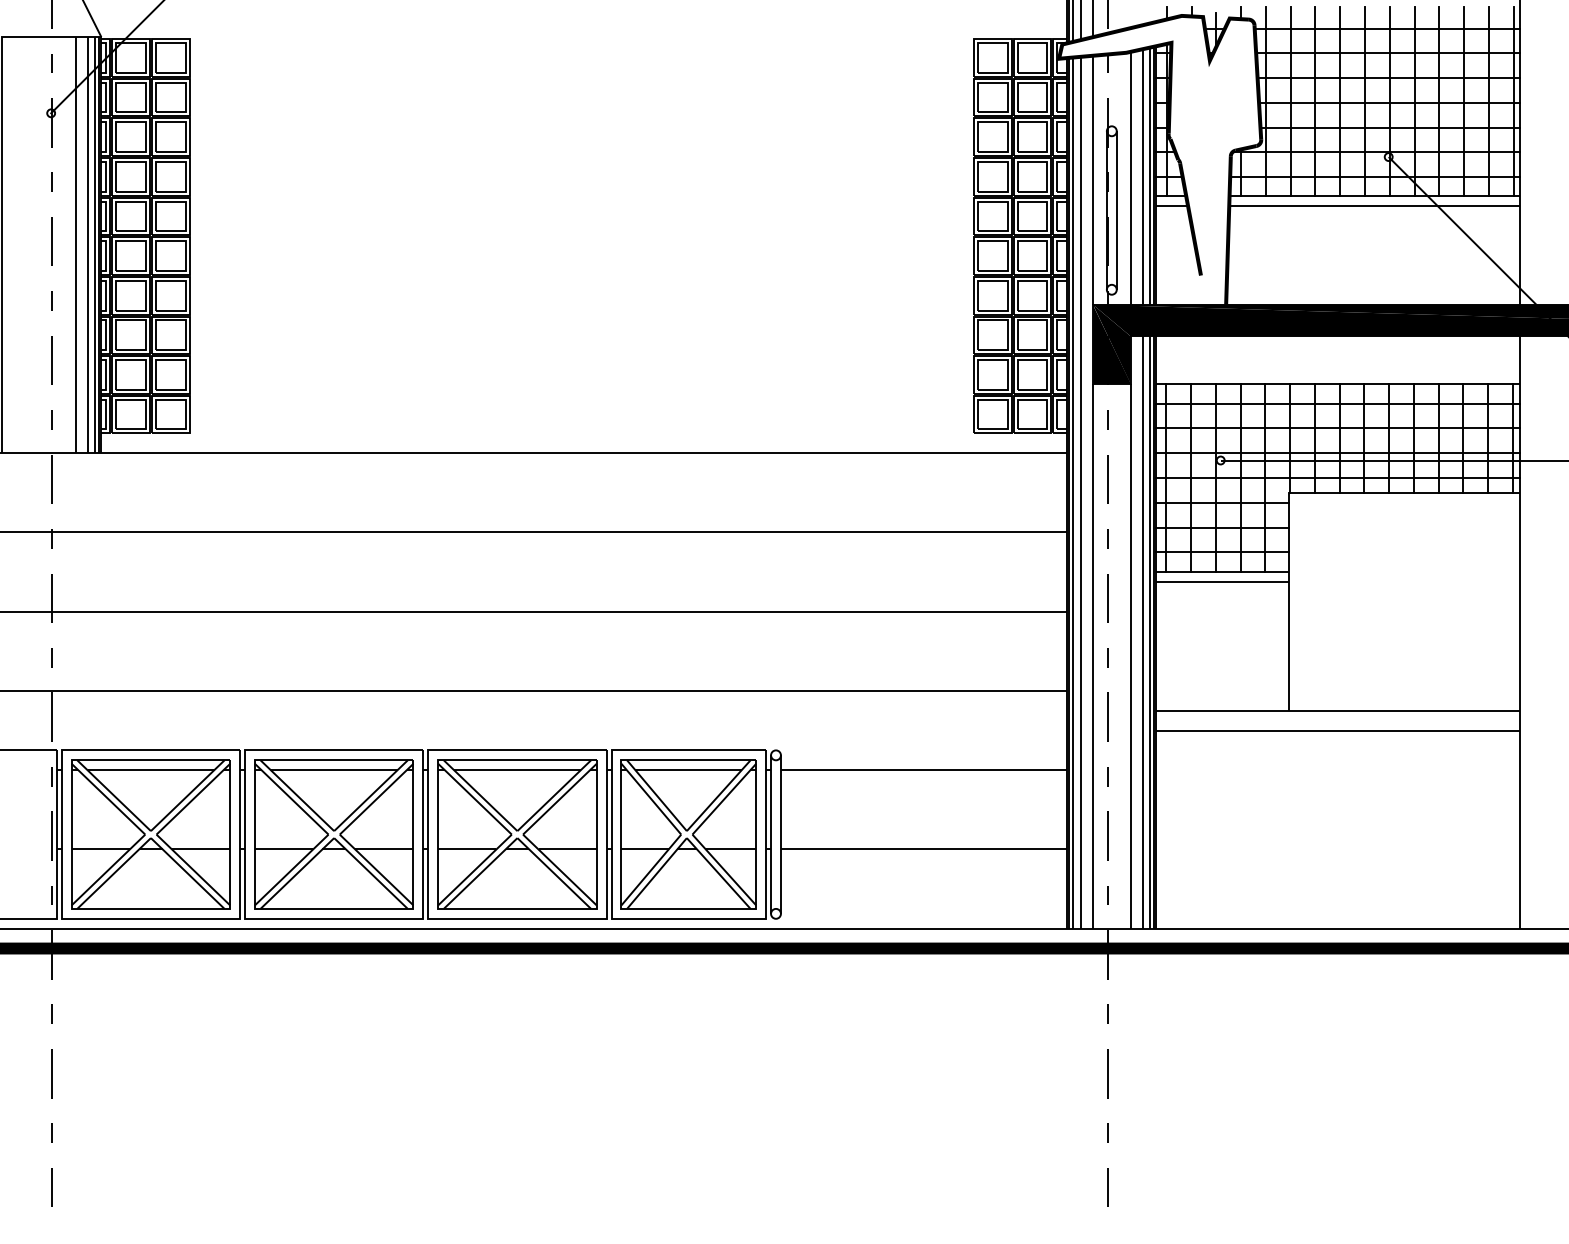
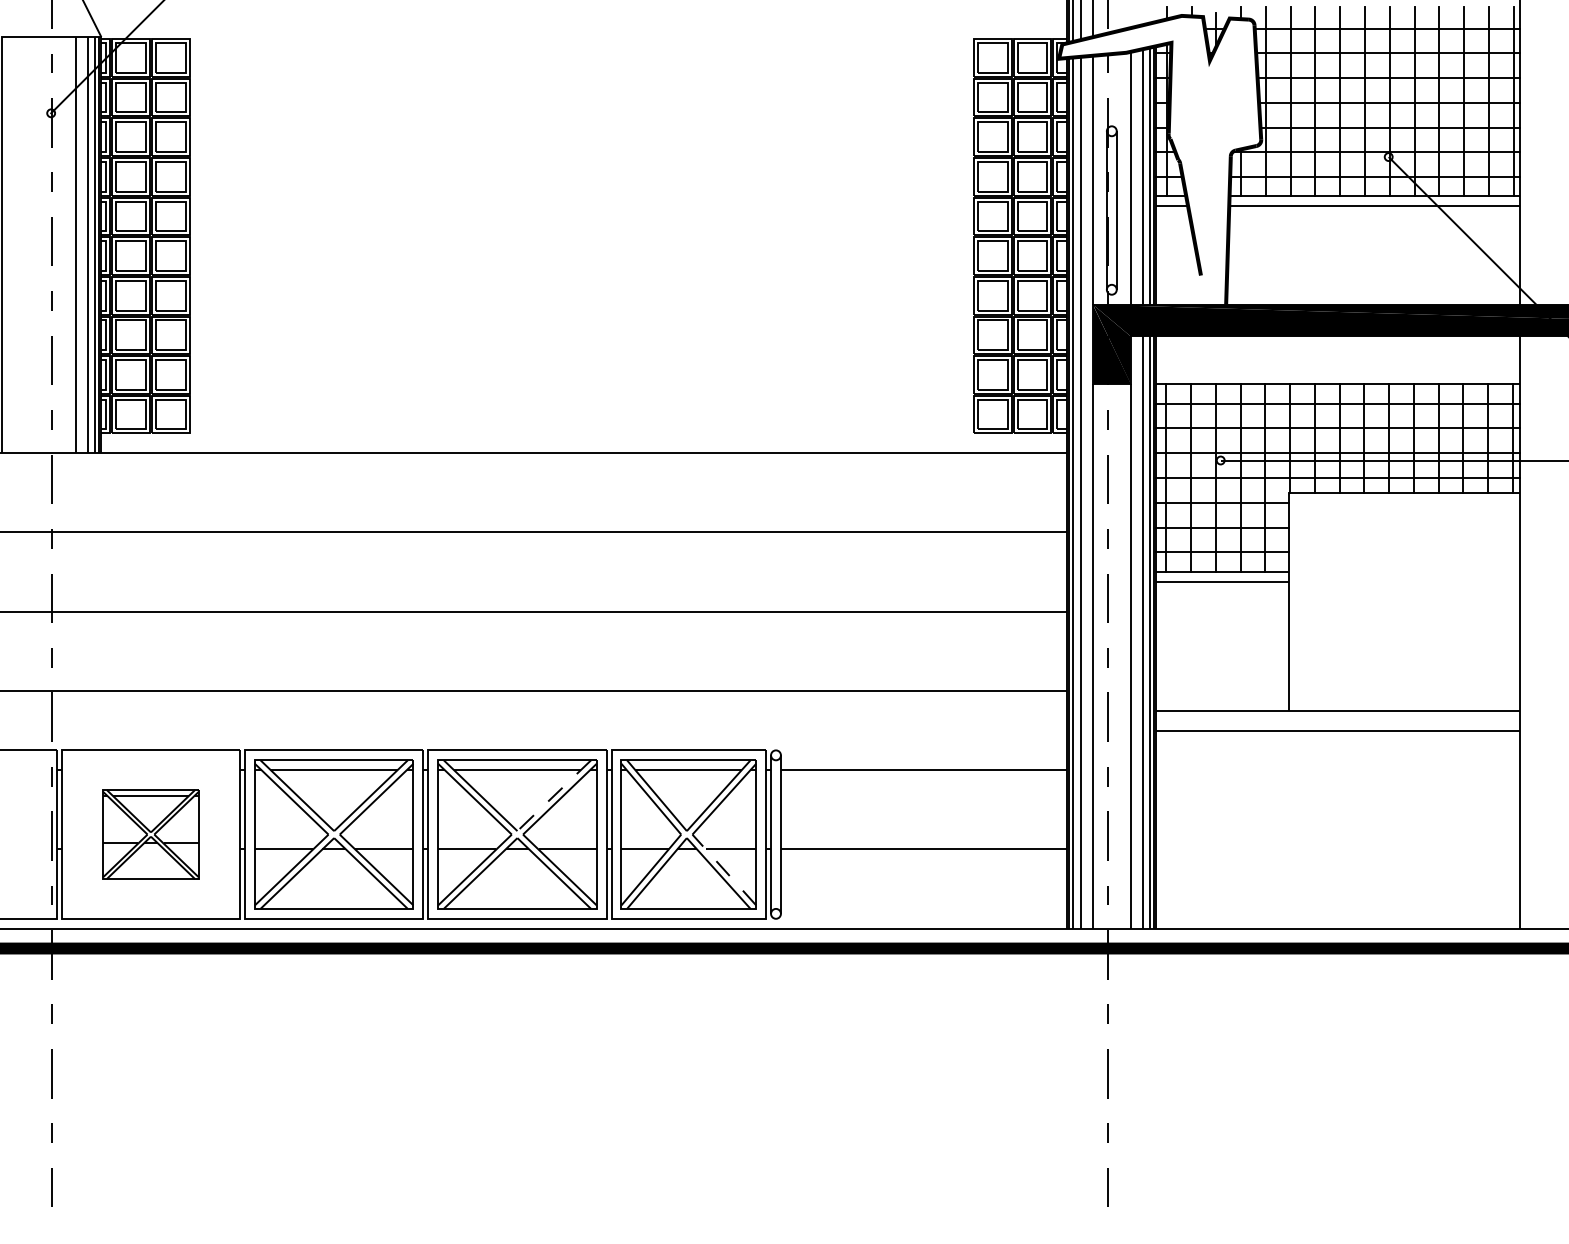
line: solid -> dashed (553, 796)
part size: 160x151 px -> 98x91 px (150, 834)
line: solid -> dashed (724, 870)
